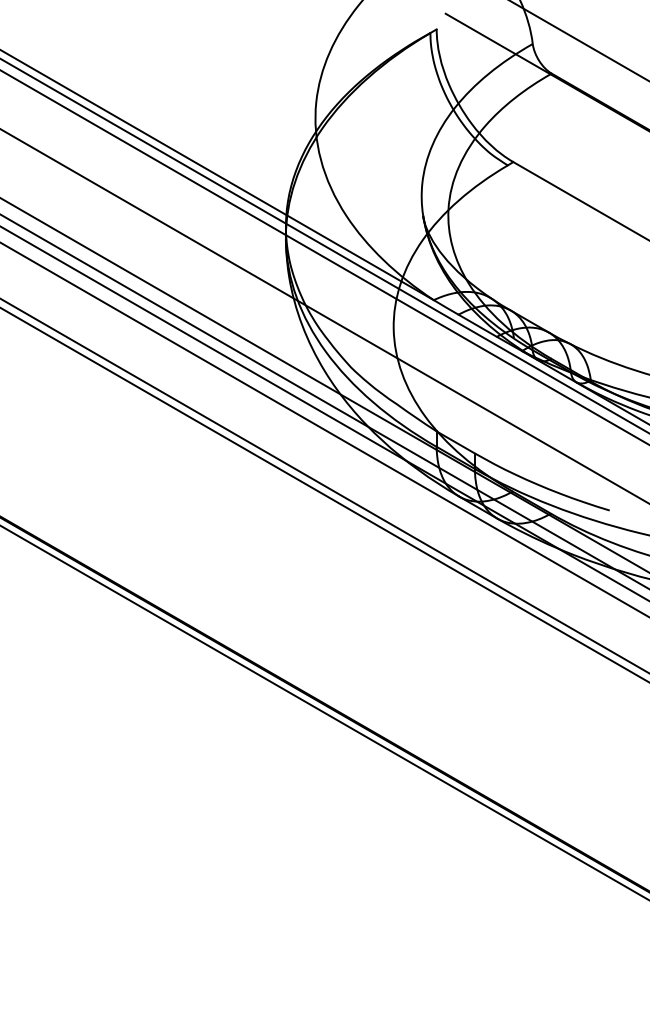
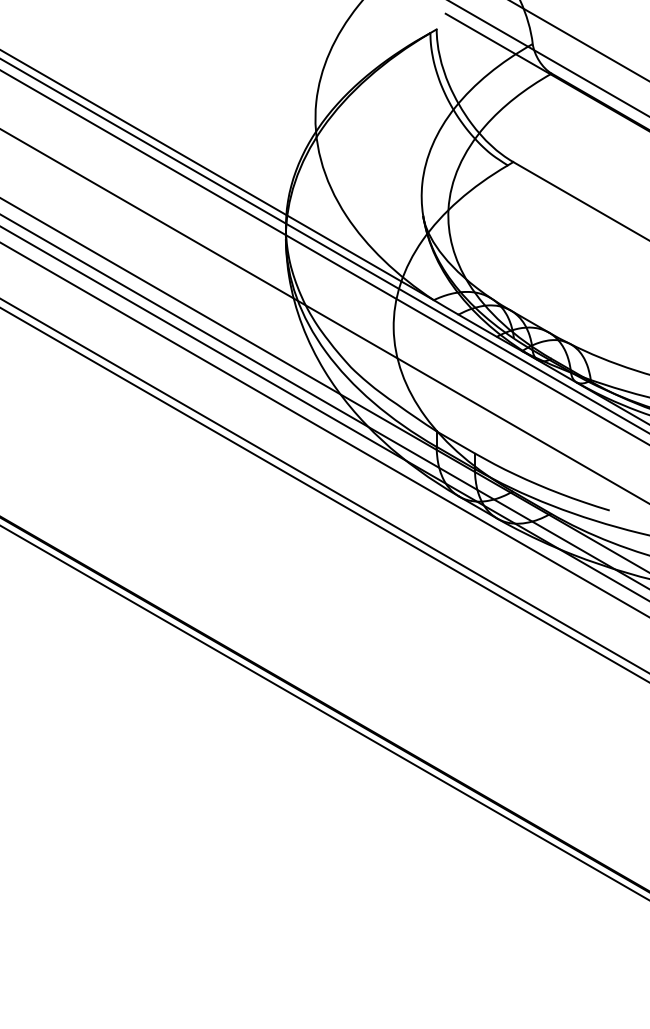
line: none -> present (548, 58)
